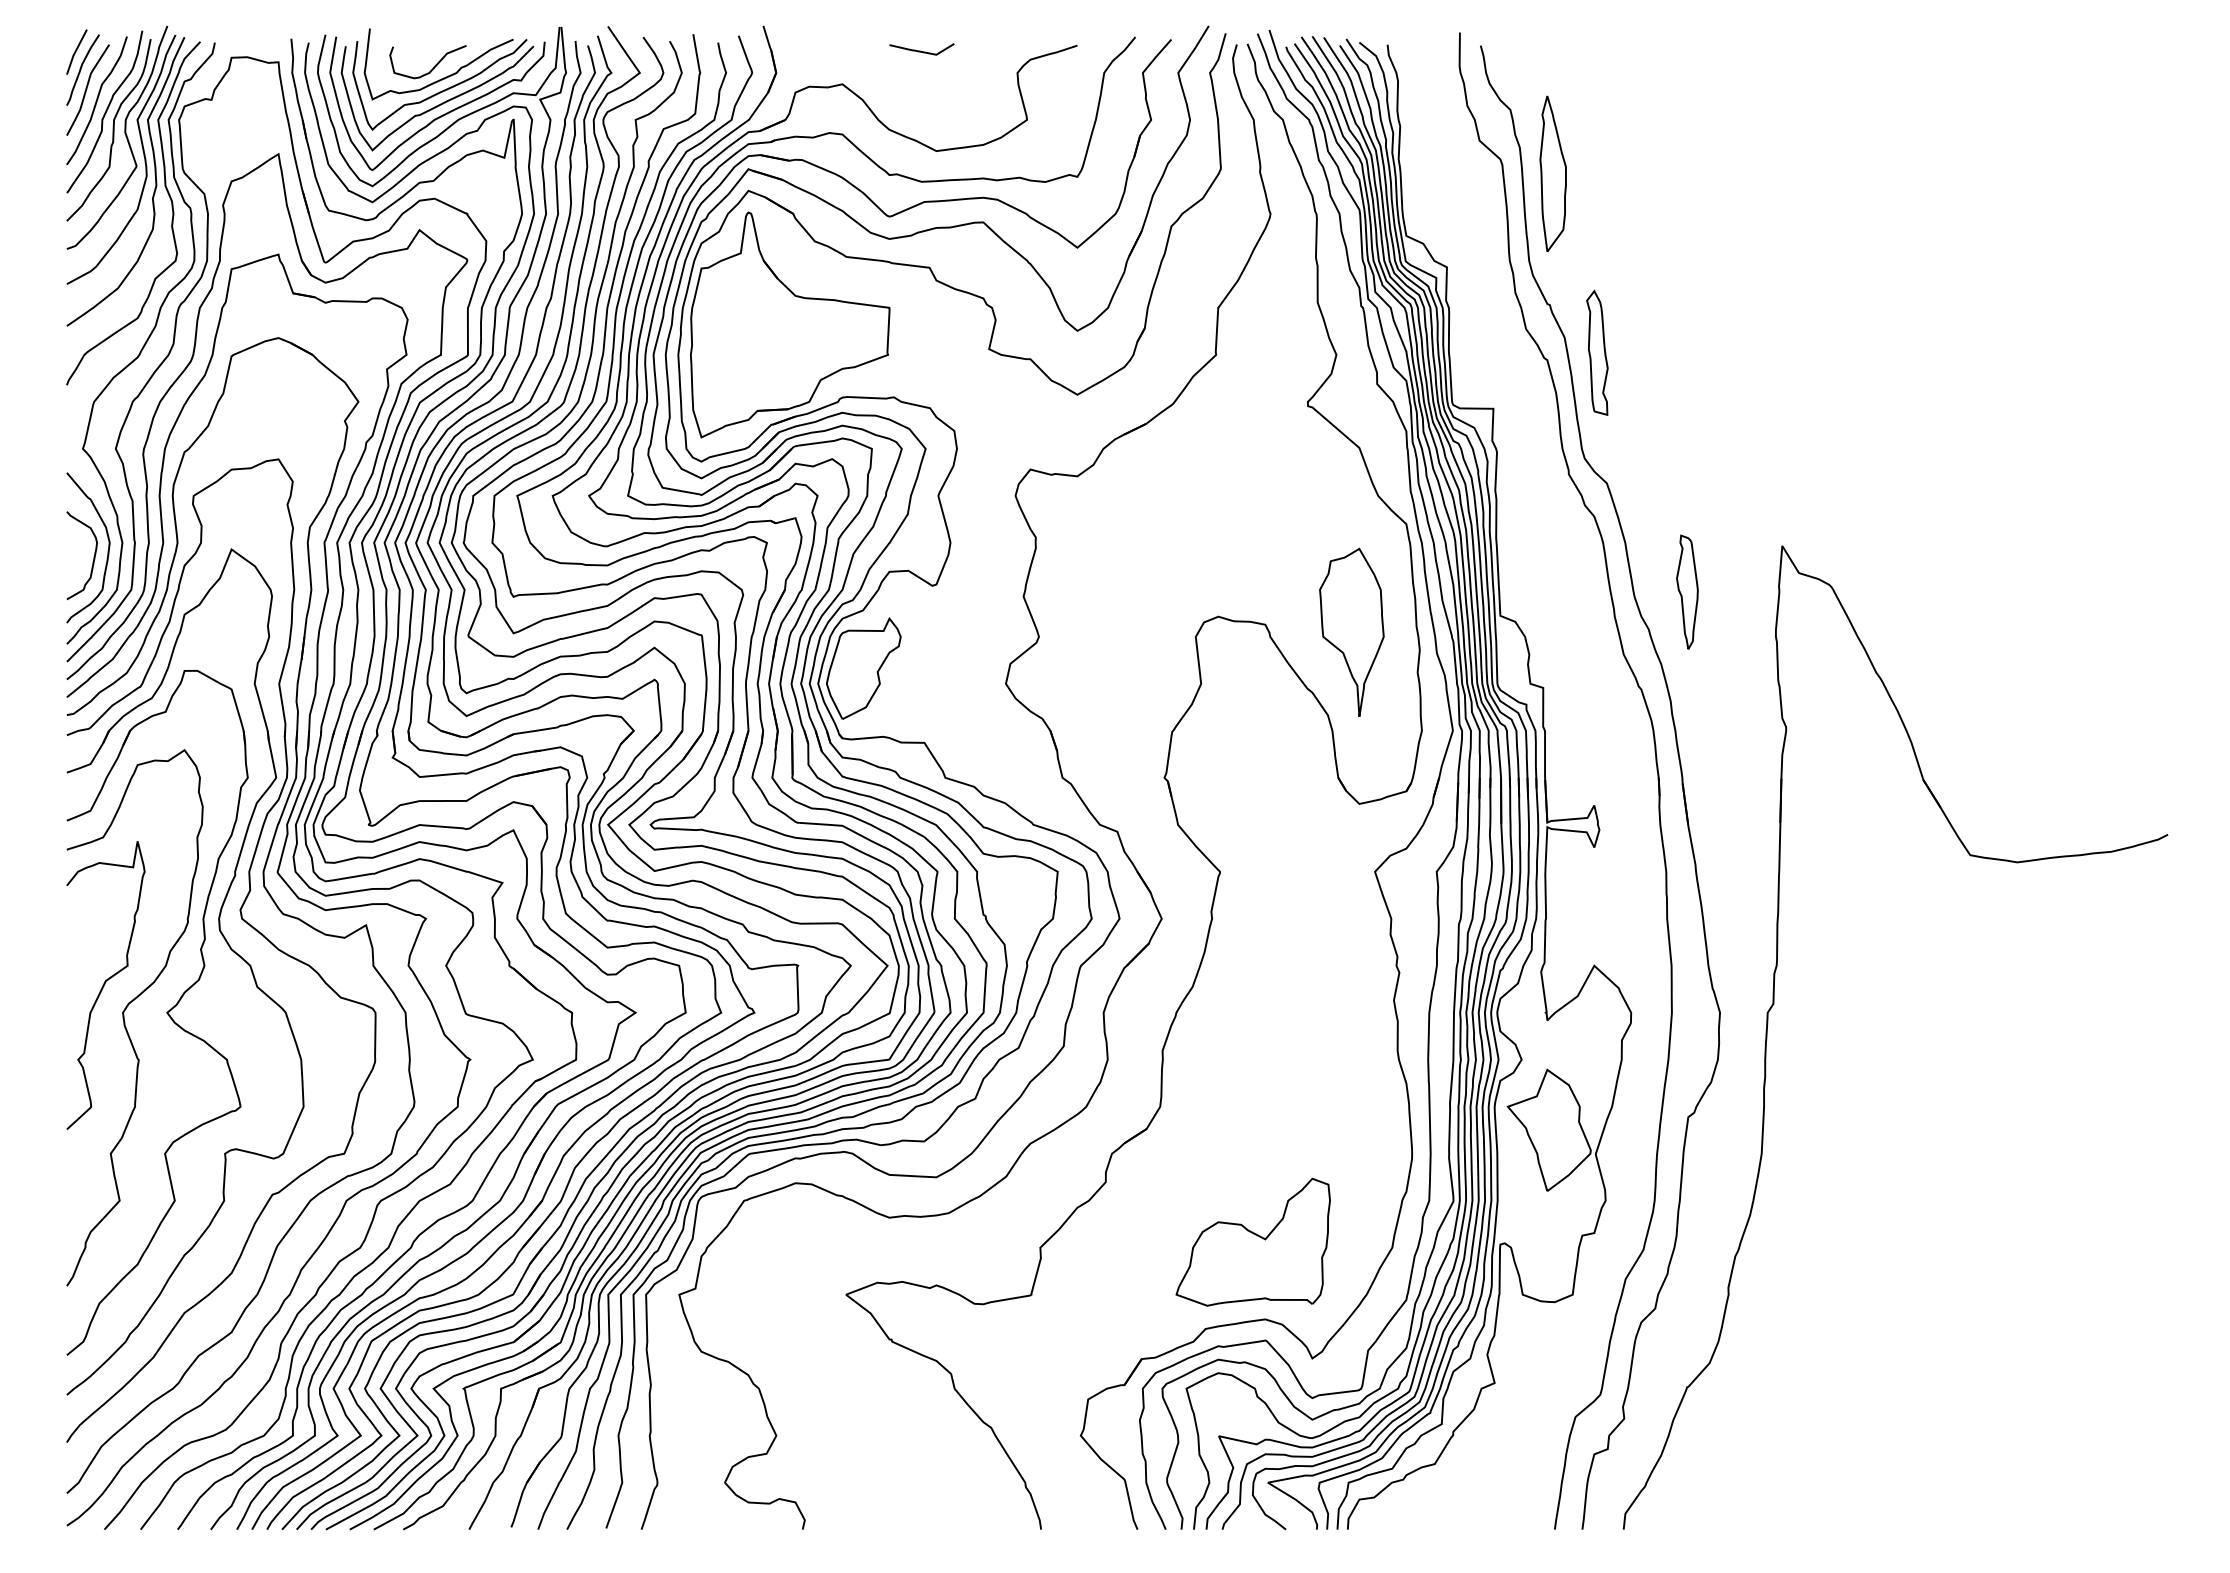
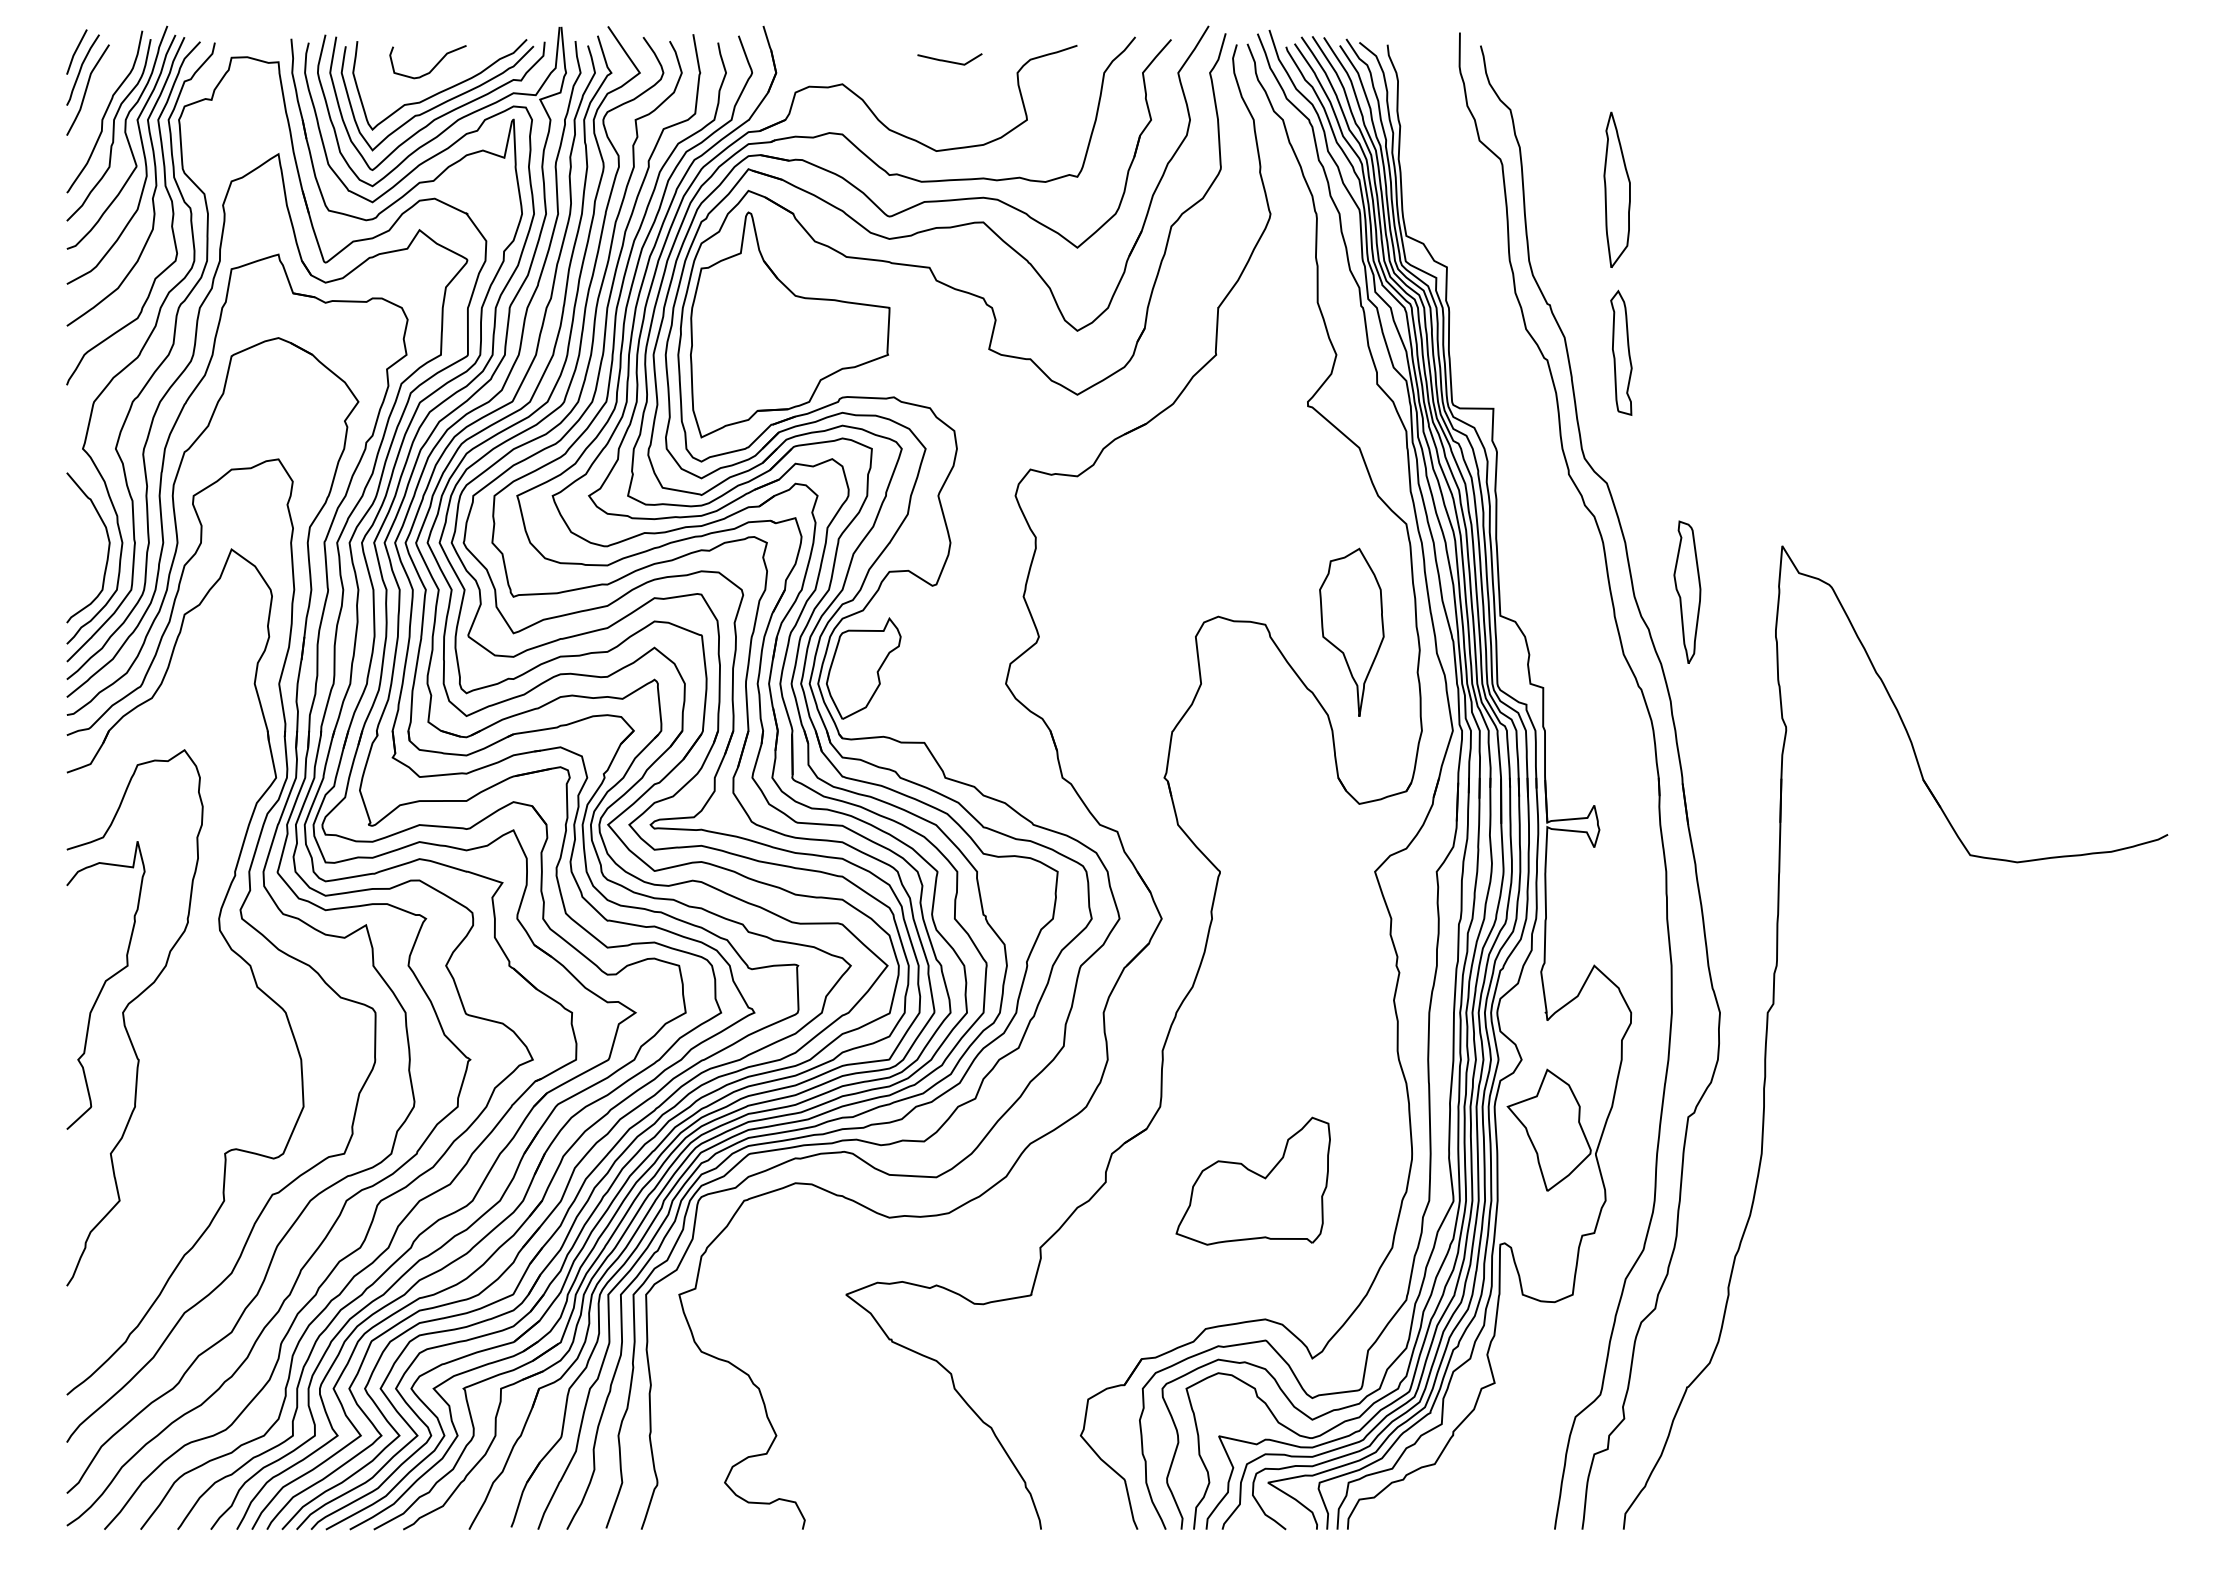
line position: (920, 50) -> (948, 60) (948, 60)
curve: present -> none (445, 76)
curve: present -> none (96, 100)
part position: (1552, 173) -> (1616, 189) (1616, 189)
part position: (1597, 352) -> (1621, 352) (1621, 352)
curve: present -> none (93, 556)
part size: 23x116 px -> 29x144 px (1687, 591)
part: present -> none (166, 1012)
part position: (1252, 1241) -> (1252, 1180) (1252, 1180)
